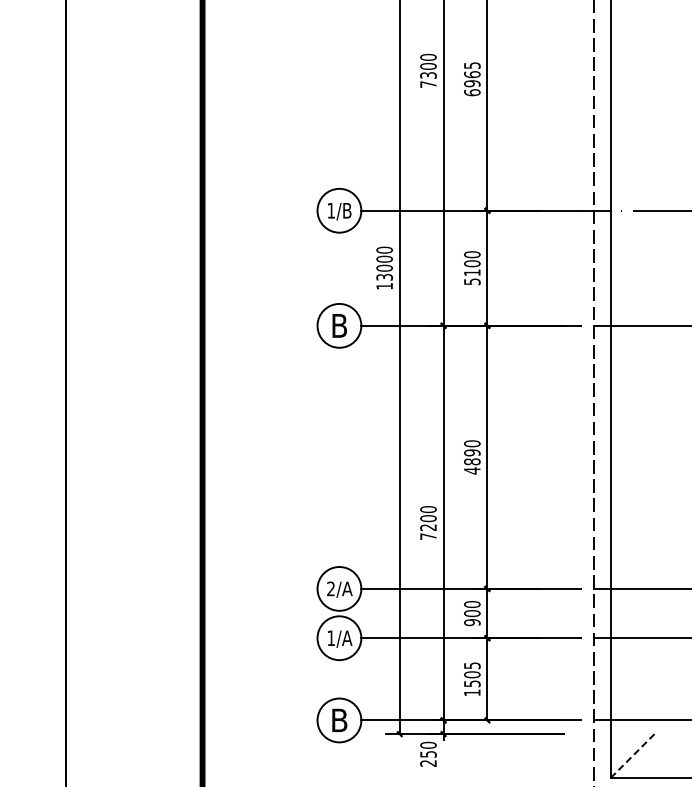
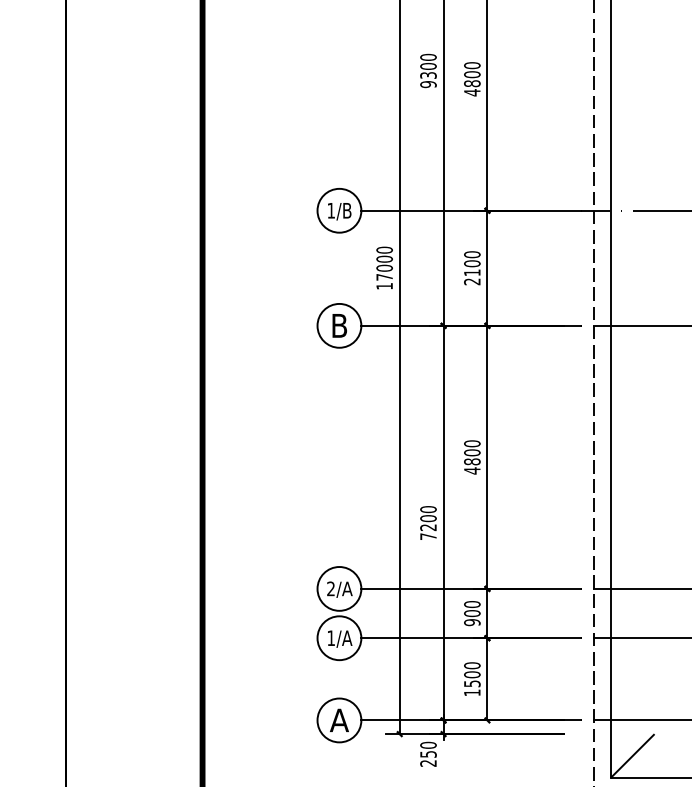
text: 6965 -> 4800 (472, 79)
text: 7300 -> 9300 (428, 84)
text: 13000 -> 17000 (384, 277)
text: 5100 -> 2100 (472, 281)
text: 4890 -> 4800 (472, 452)
text: 1505 -> 1500 (472, 665)
text: B -> A (338, 720)
line: dashed -> solid (632, 756)
